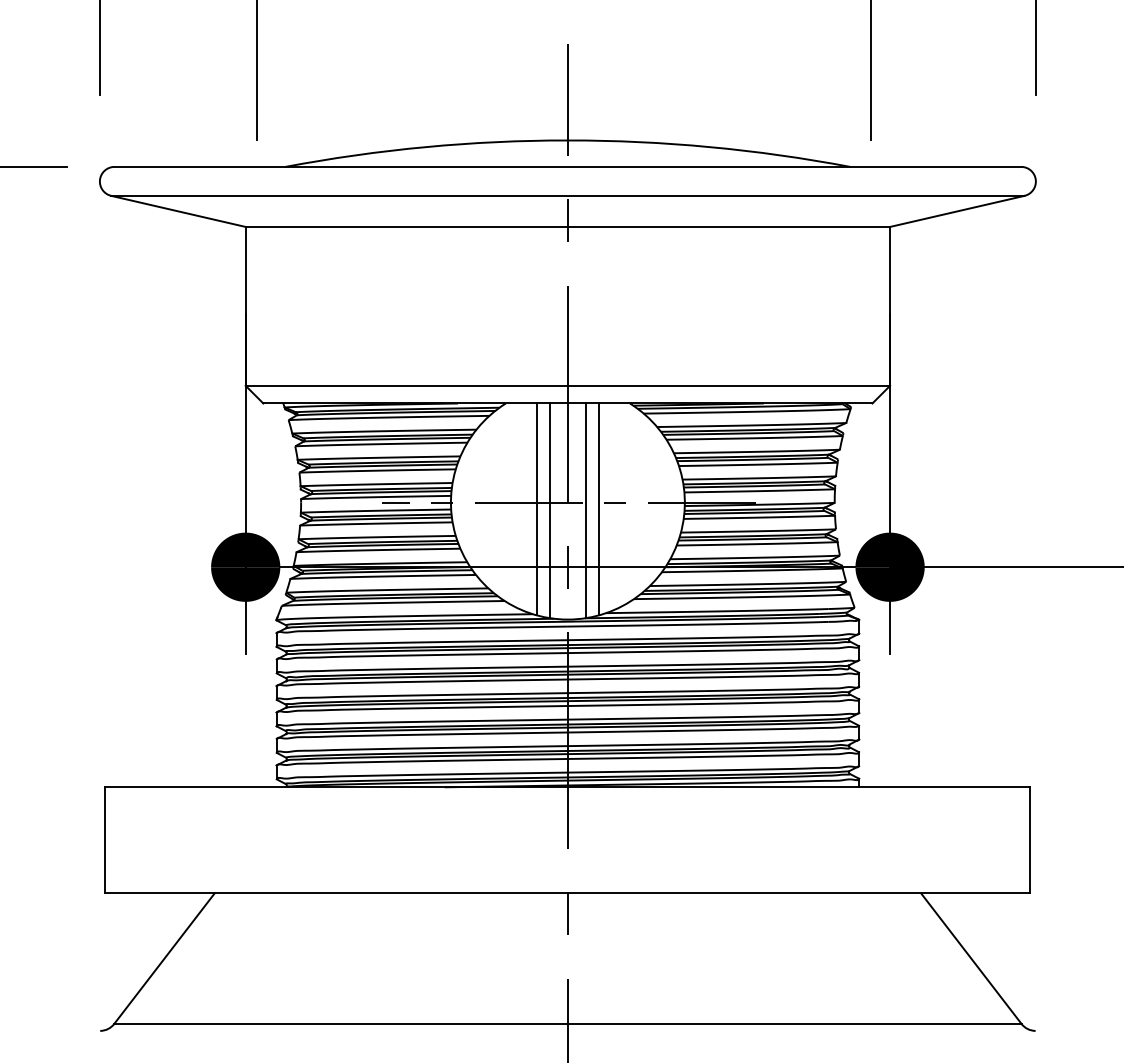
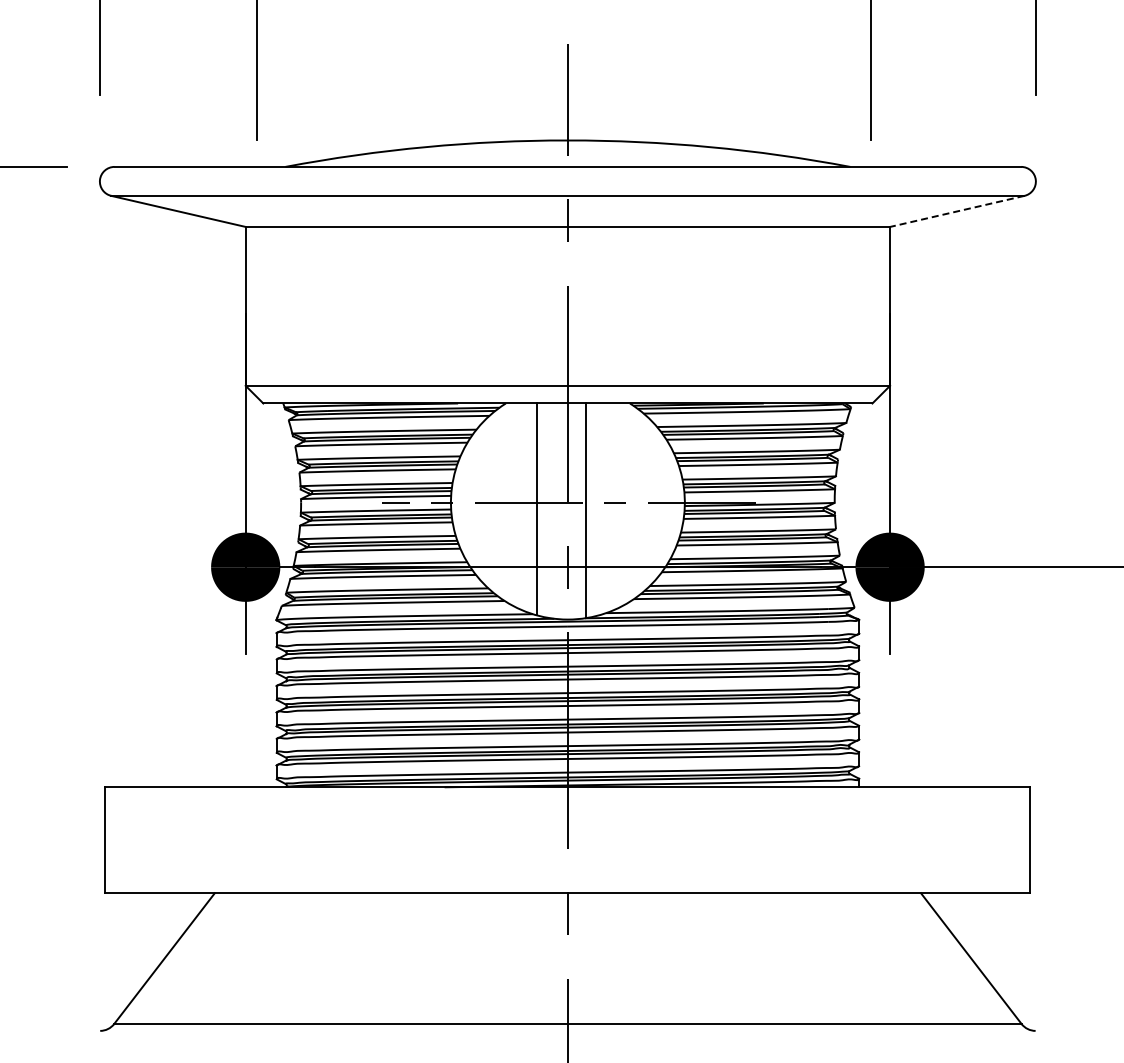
line: solid -> dashed (957, 211)
line: present -> none (598, 509)
line: present -> none (550, 510)
